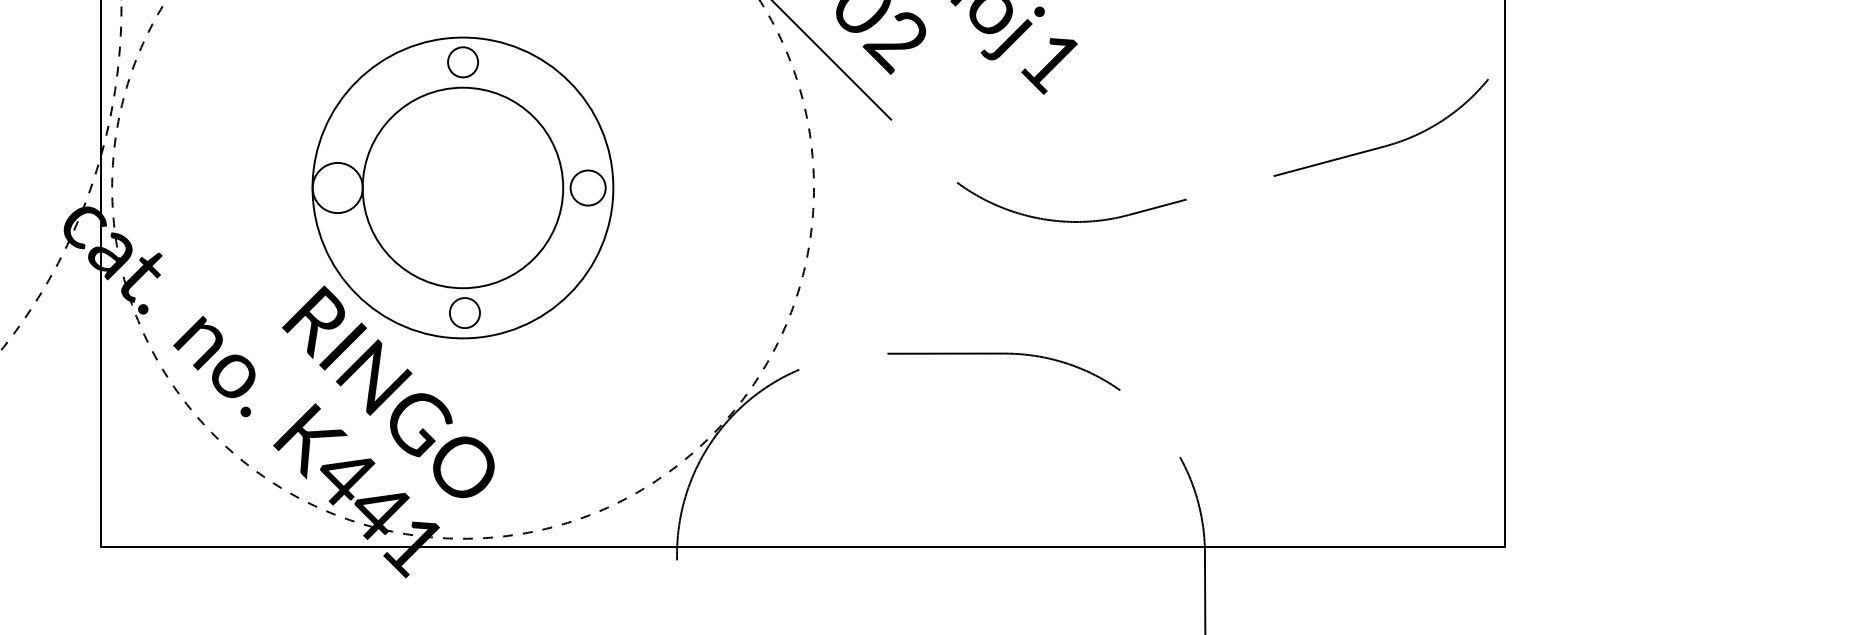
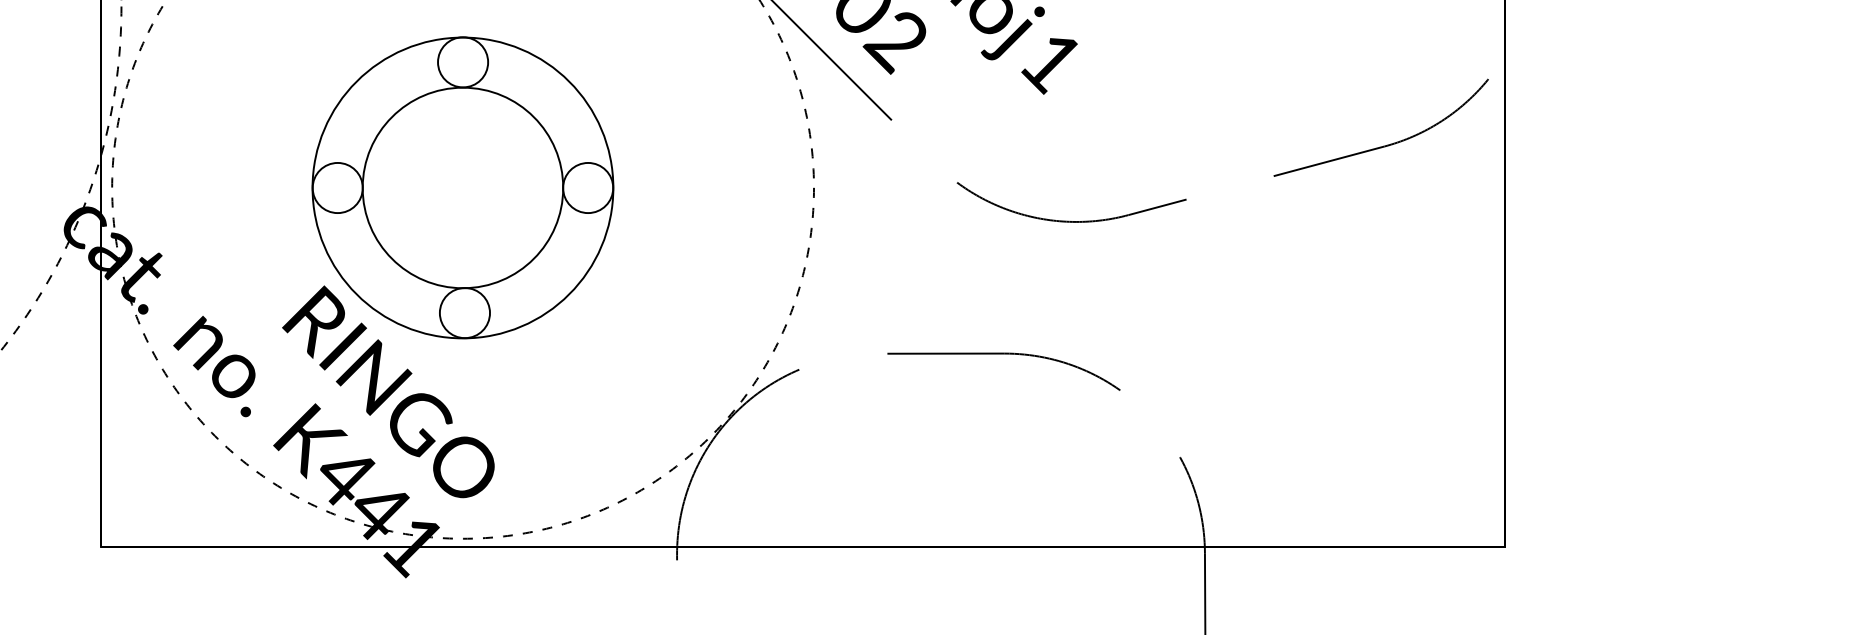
circle diameter: 30 px -> 50 px (463, 62)
circle diameter: 35 px -> 50 px (588, 187)
circle diameter: 30 px -> 50 px (464, 313)
